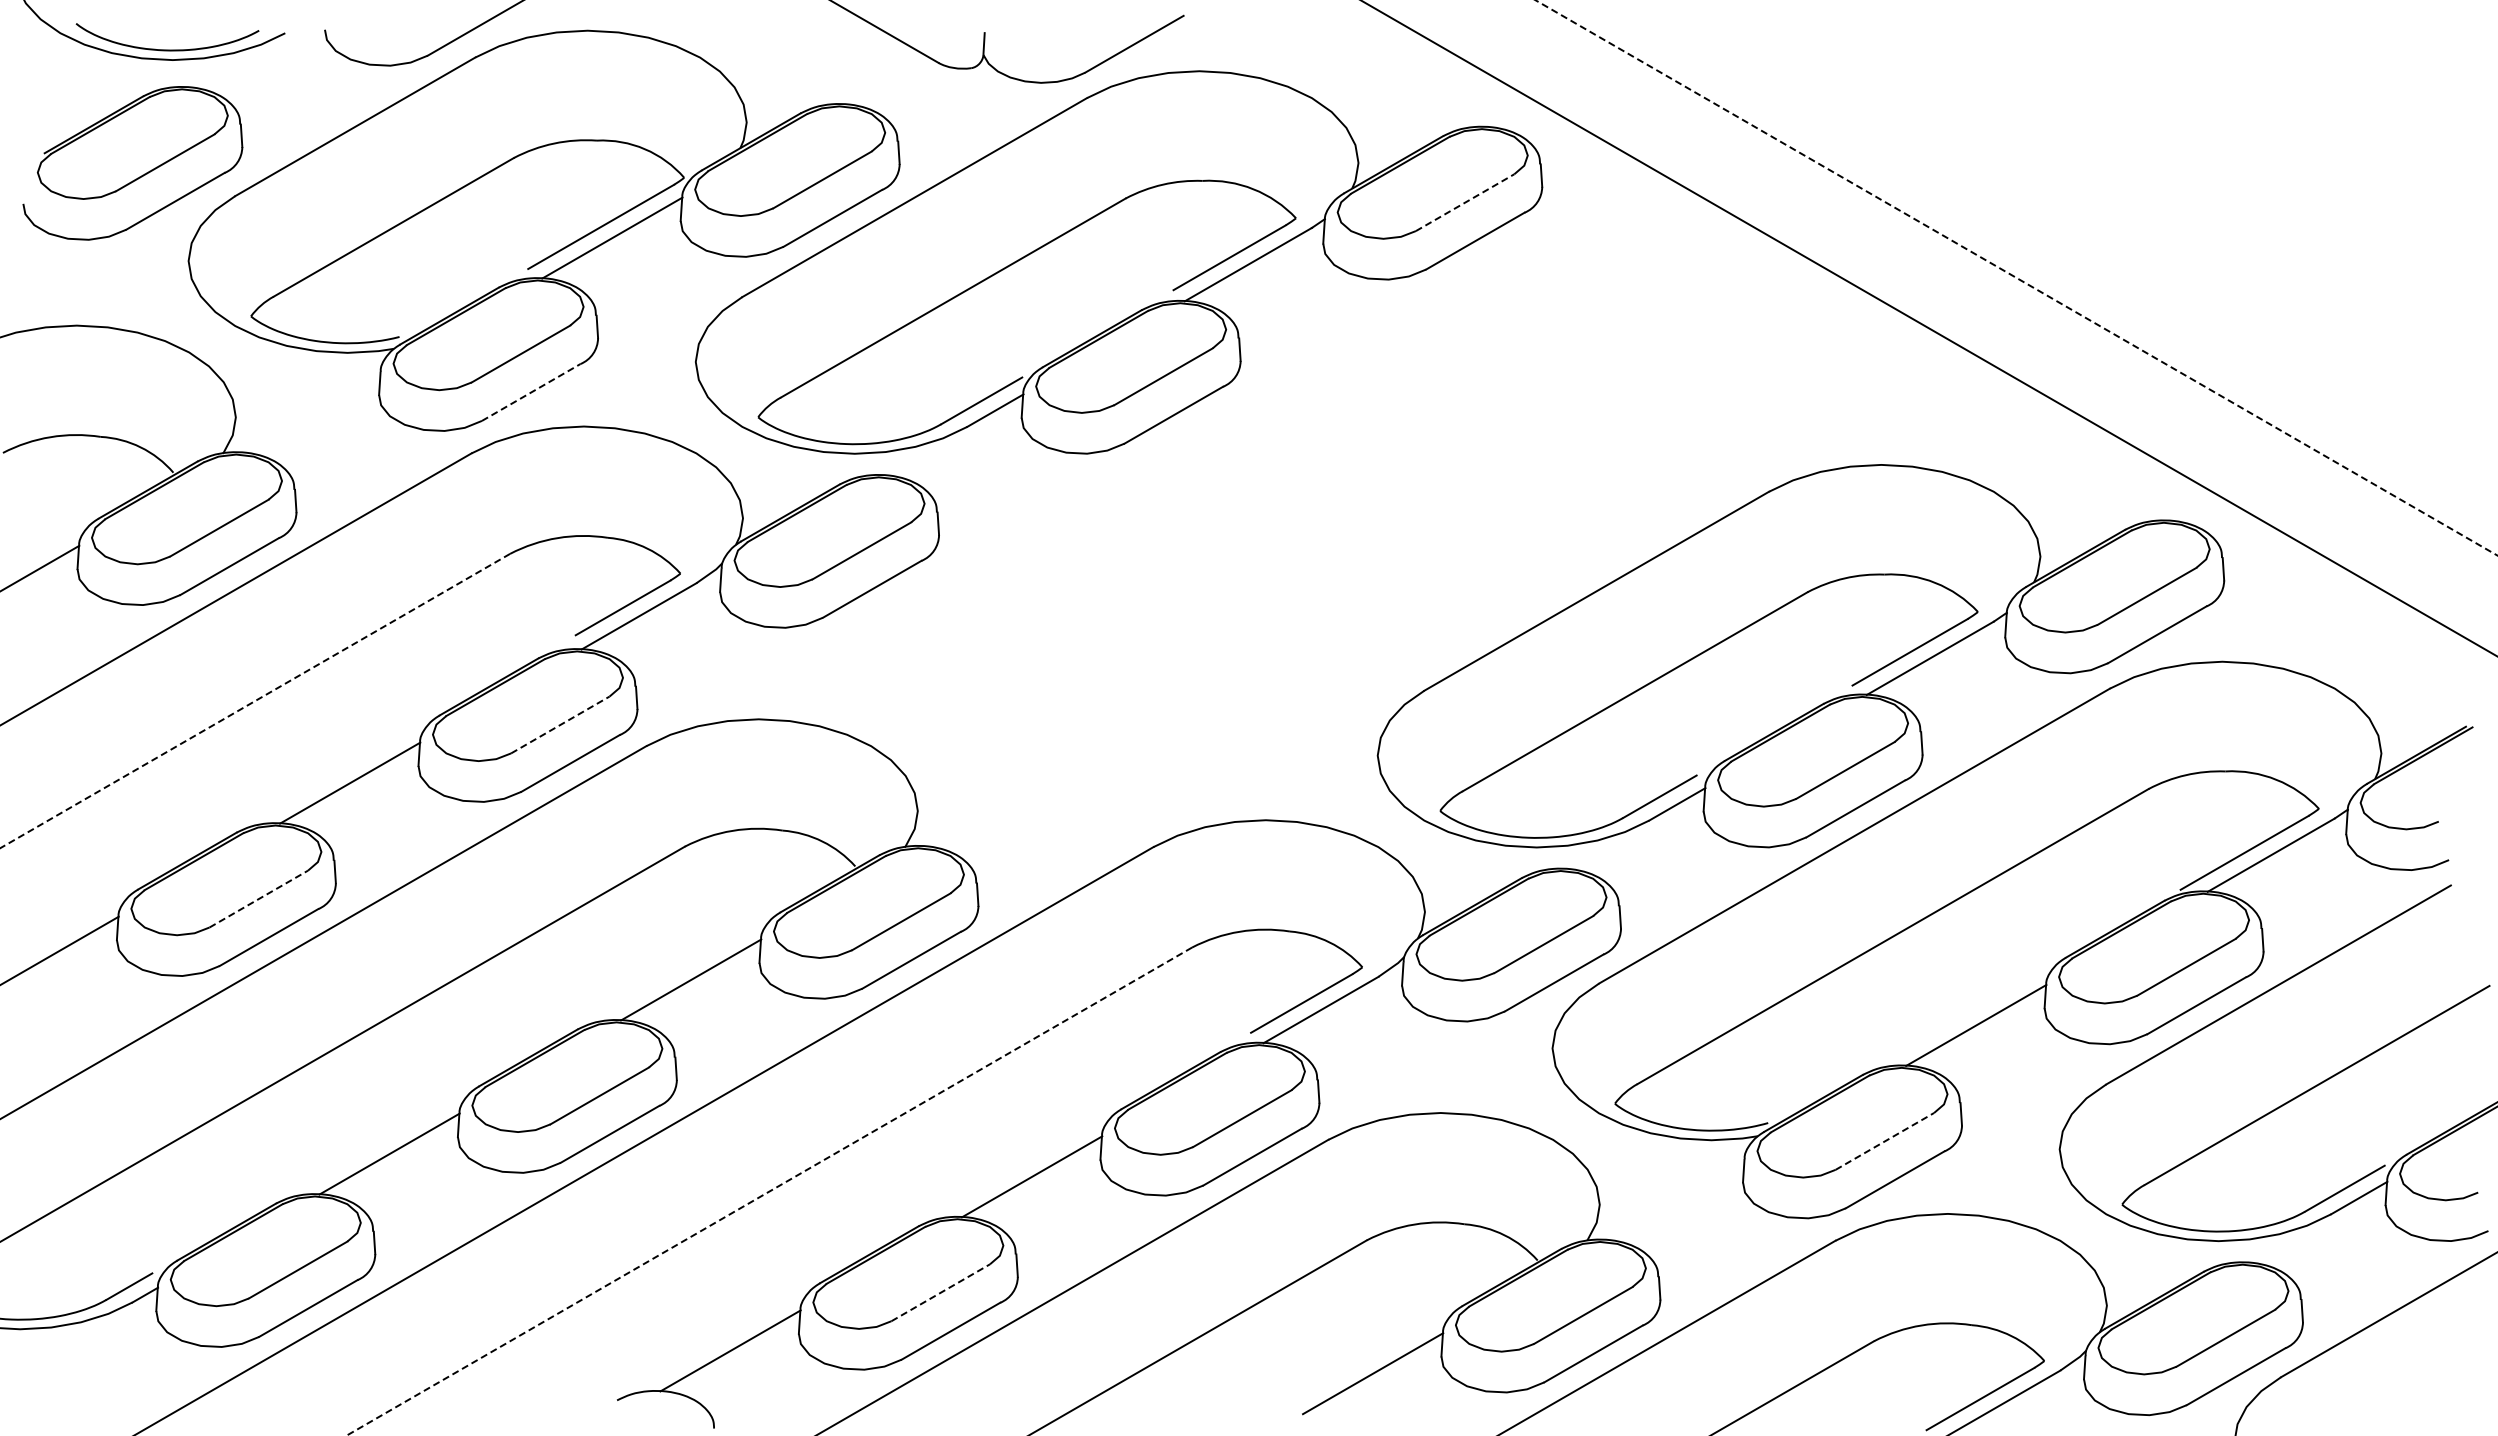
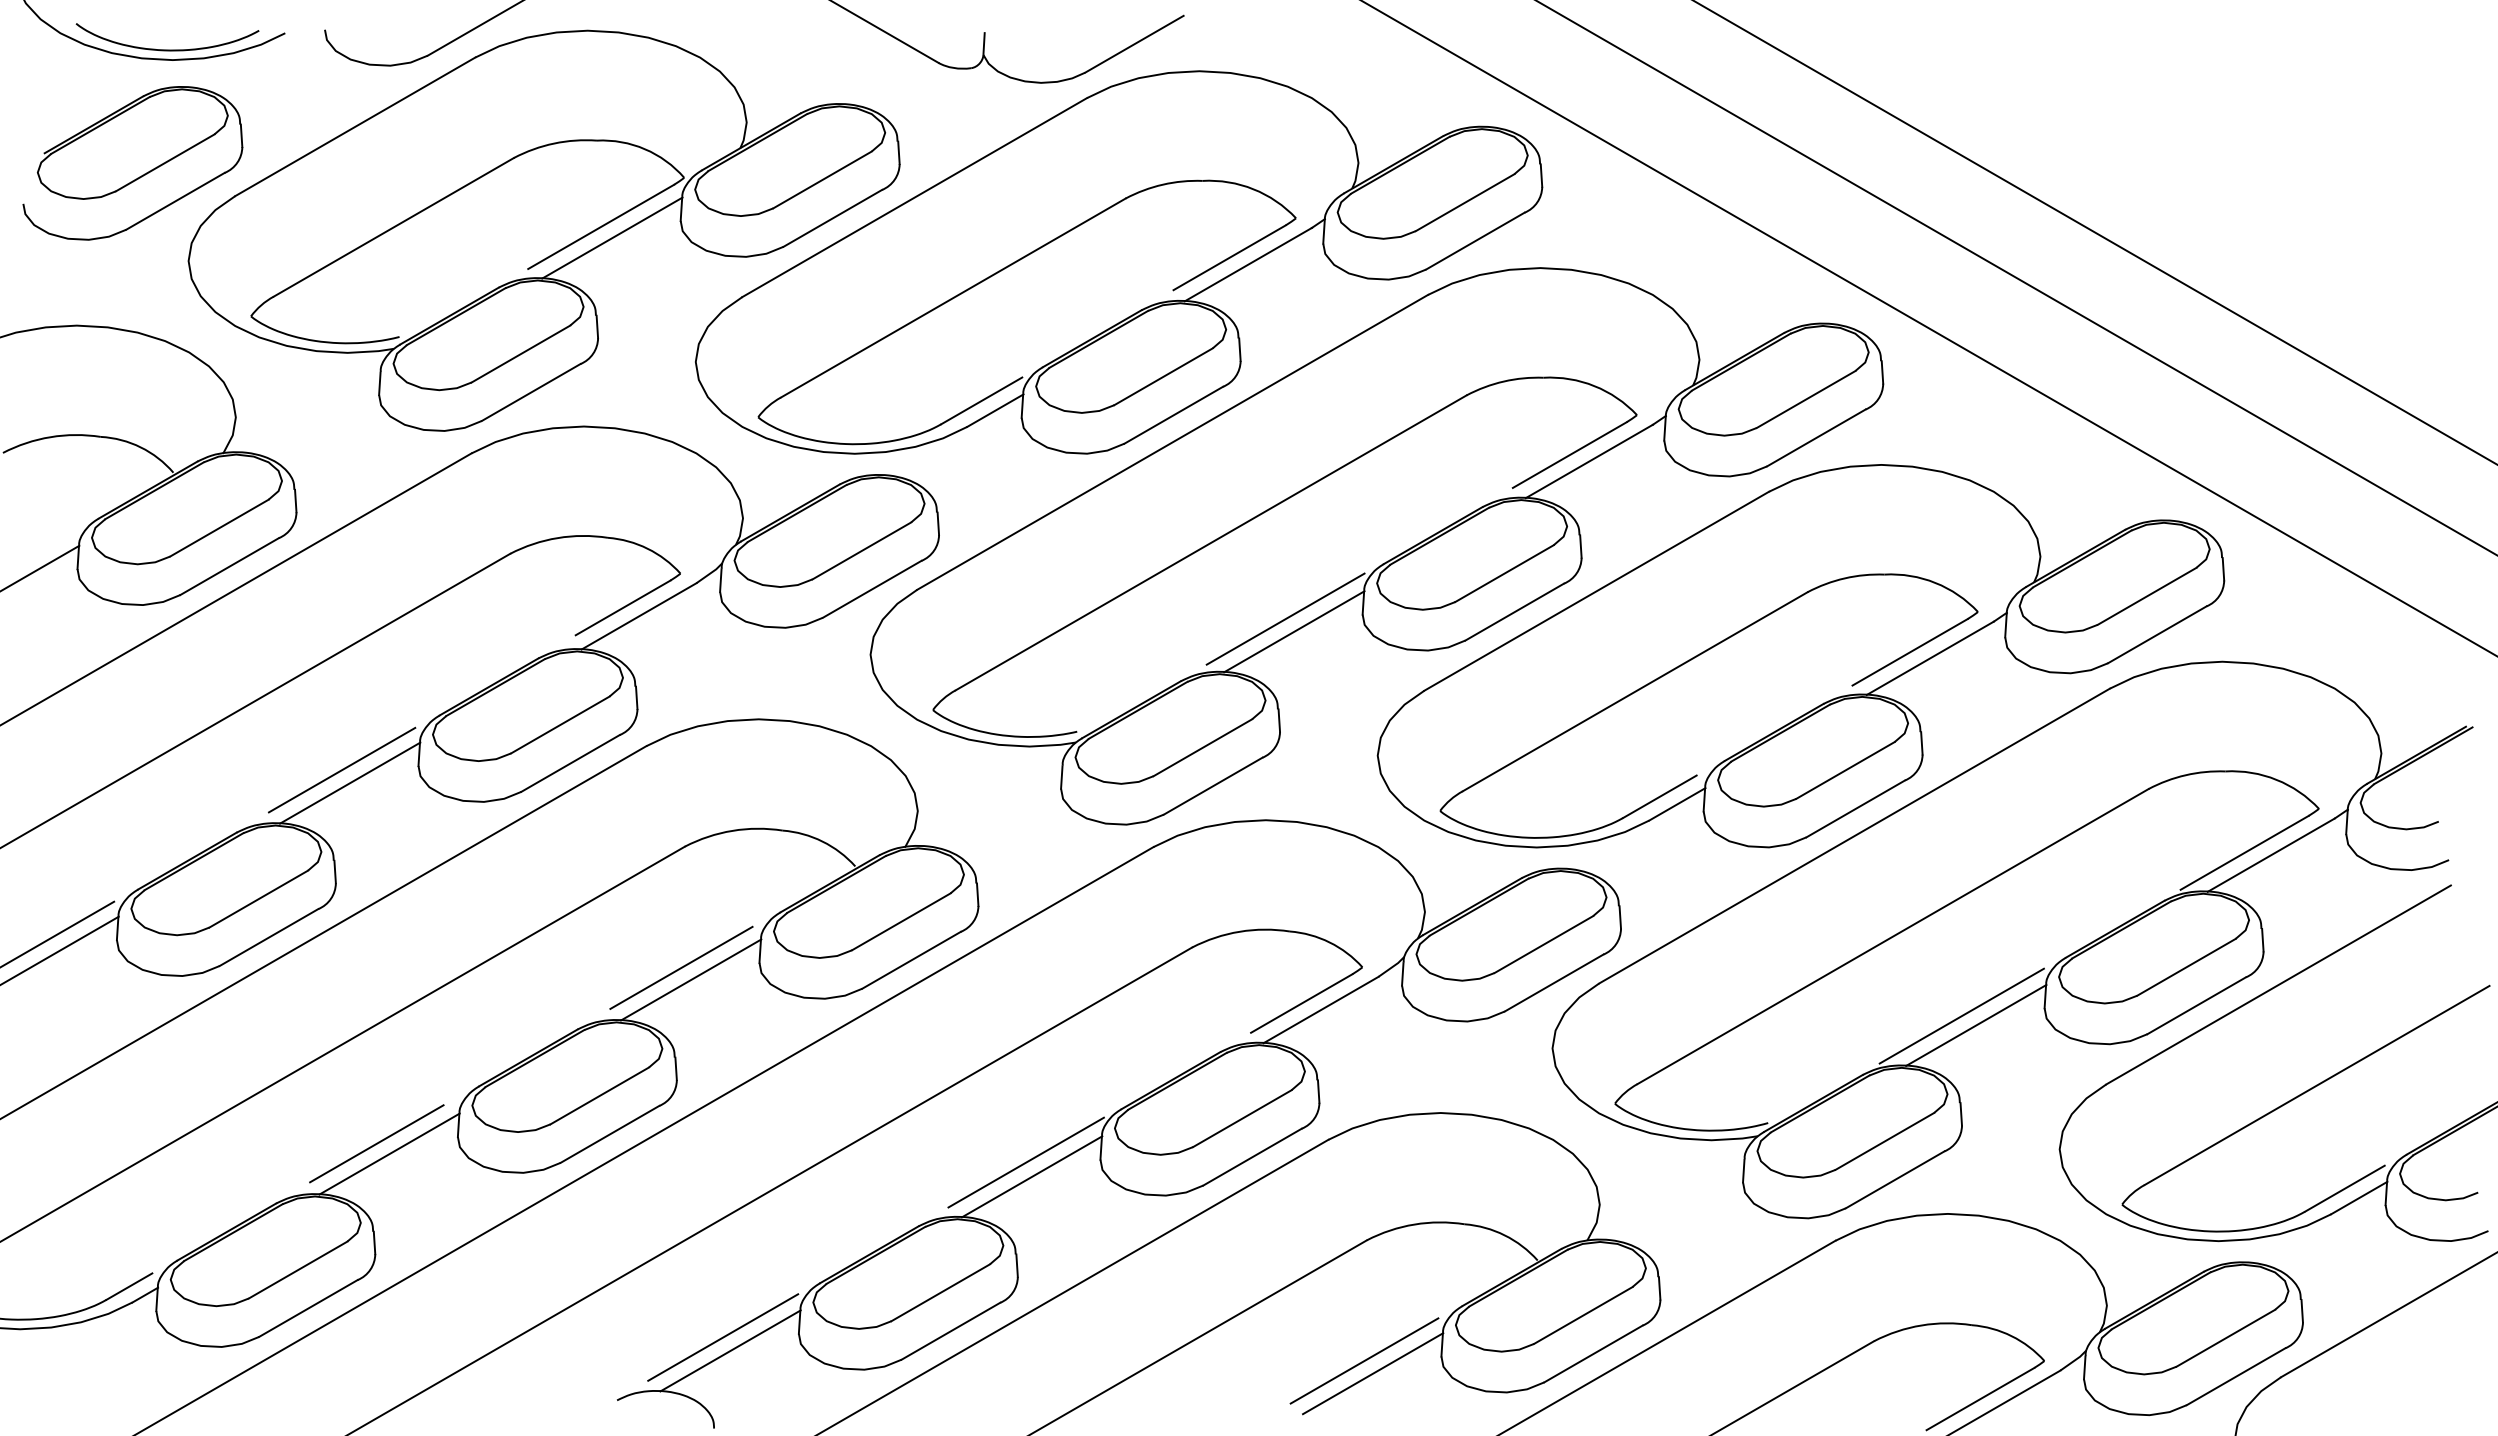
line: dashed -> solid (1465, 202)
line: none -> present (2095, 232)
line: dashed -> solid (2016, 277)
line: dashed -> solid (531, 392)
part: none -> present (1376, 546)
line: dashed -> solid (254, 701)
line: dashed -> solid (560, 724)
line: none -> present (341, 769)
line: dashed -> solid (258, 899)
line: none -> present (58, 933)
line: none -> present (681, 967)
line: none -> present (1961, 1015)
line: dashed -> solid (1884, 1141)
line: none -> present (376, 1143)
line: none -> present (1025, 1162)
line: dashed -> solid (768, 1191)
line: dashed -> solid (940, 1292)
line: none -> present (723, 1337)
line: none -> present (1364, 1360)
